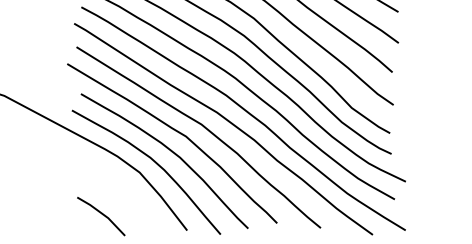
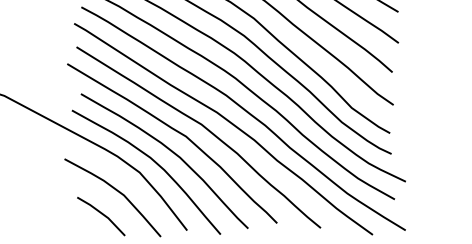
curve: none -> present (116, 191)
